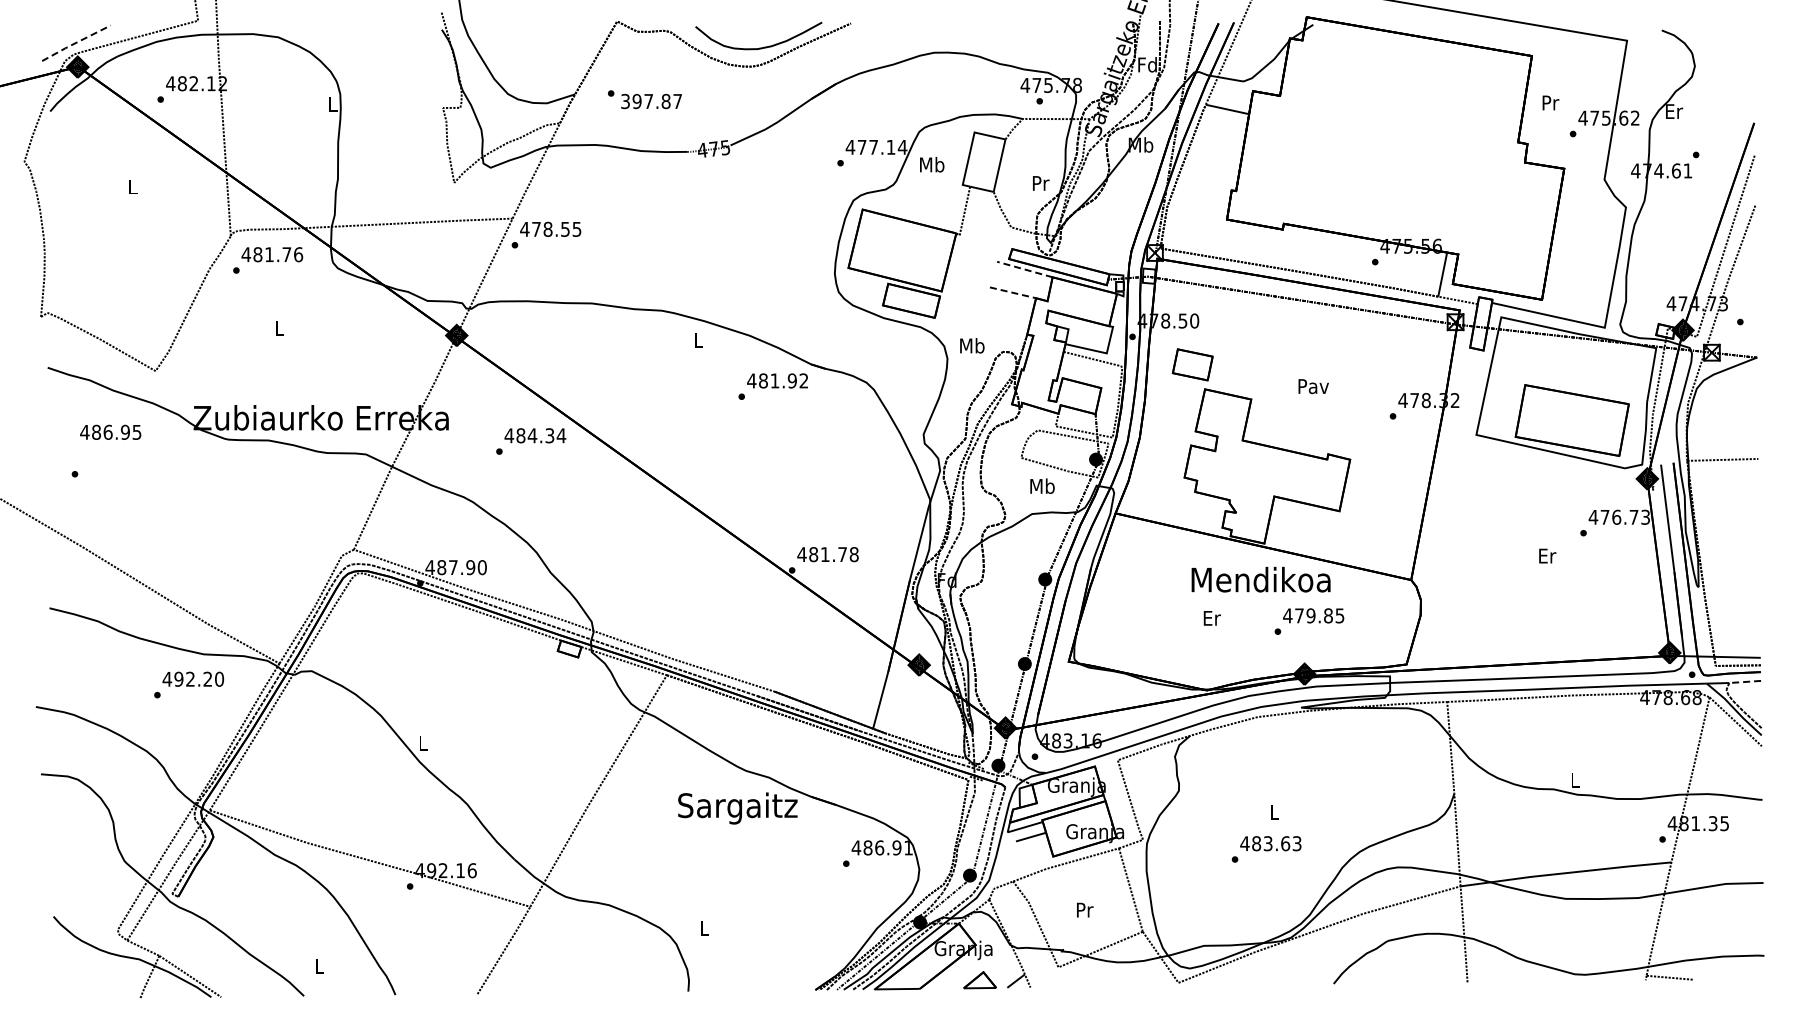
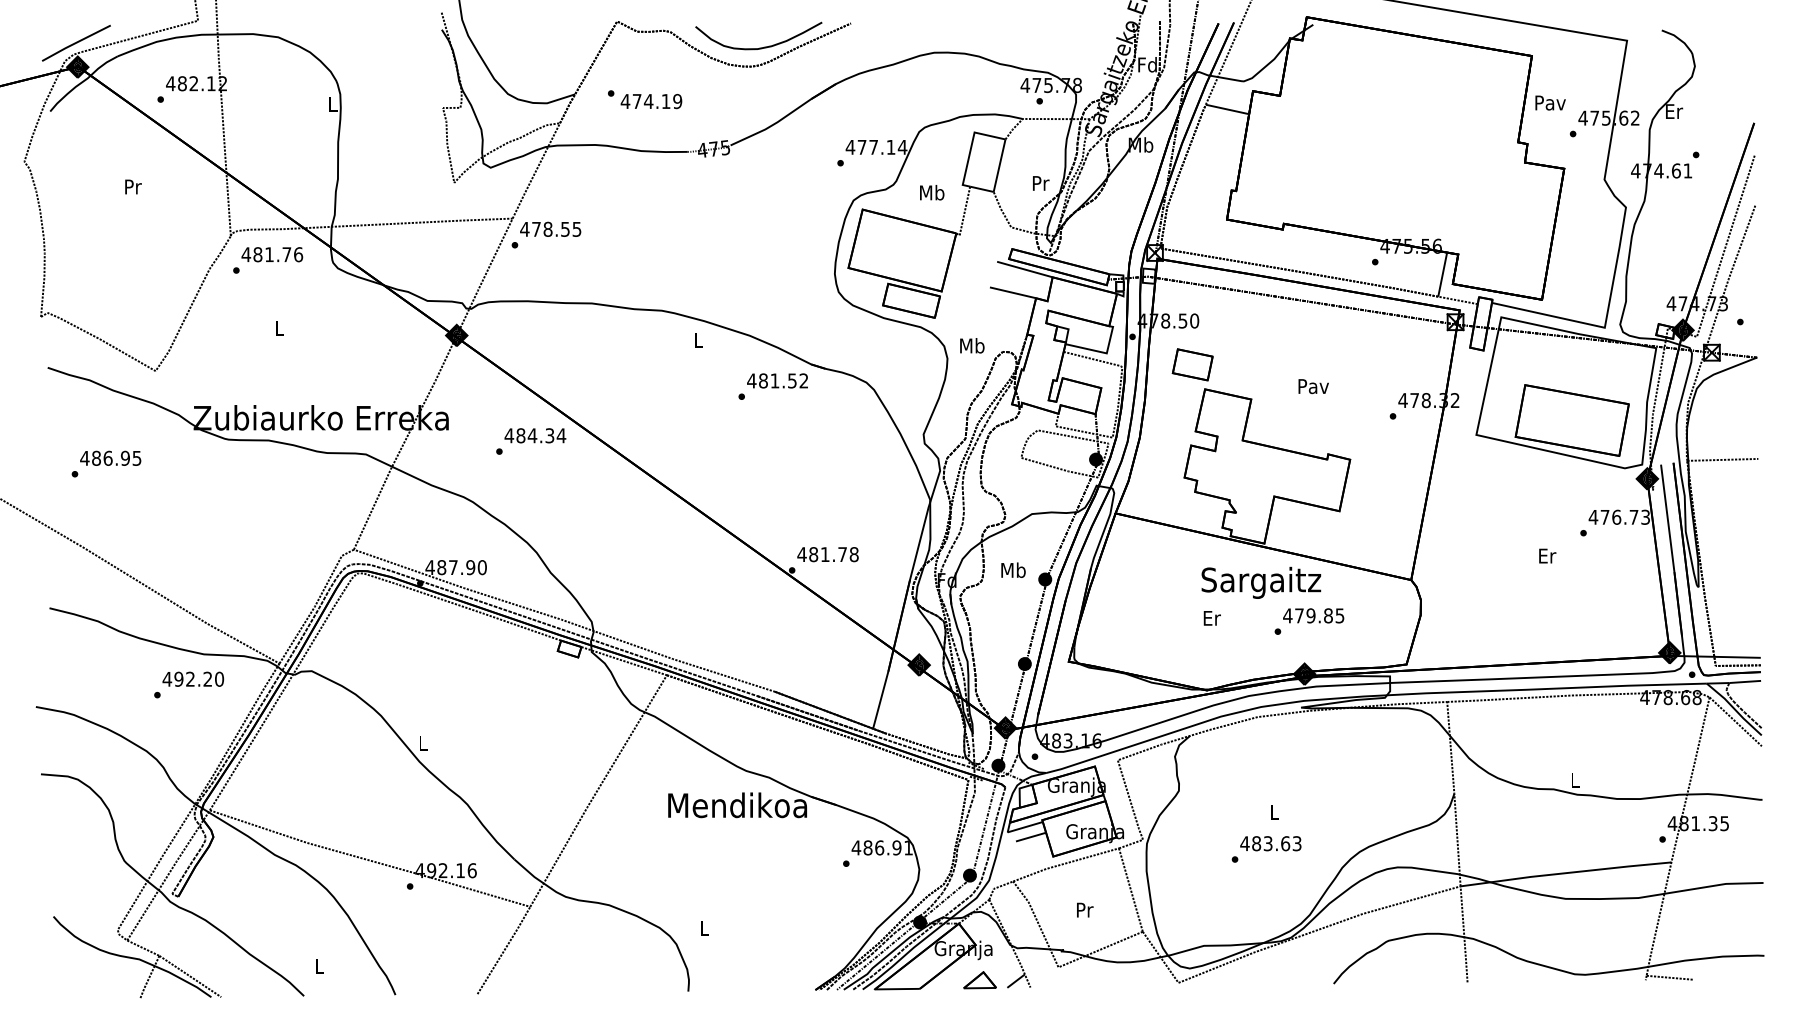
line: dashed -> solid (76, 42)
text: 397.87 -> 474.19 (651, 101)
text: Pr -> Pav (1550, 102)
text position: (932, 164) -> (932, 192) (932, 192)
text: L -> Pr (133, 186)
line: dashed -> solid (1024, 269)
line: dashed -> solid (1013, 292)
text: 481.92 -> 481.52 (791, 380)
text position: (110, 431) -> (110, 457) (110, 457)
text position: (1042, 485) -> (1013, 569) (1013, 569)
text: Mendikoa -> Sargaitz (1260, 582)
line: dashed -> solid (1745, 681)
text: Sargaitz -> Mendikoa (737, 808)
